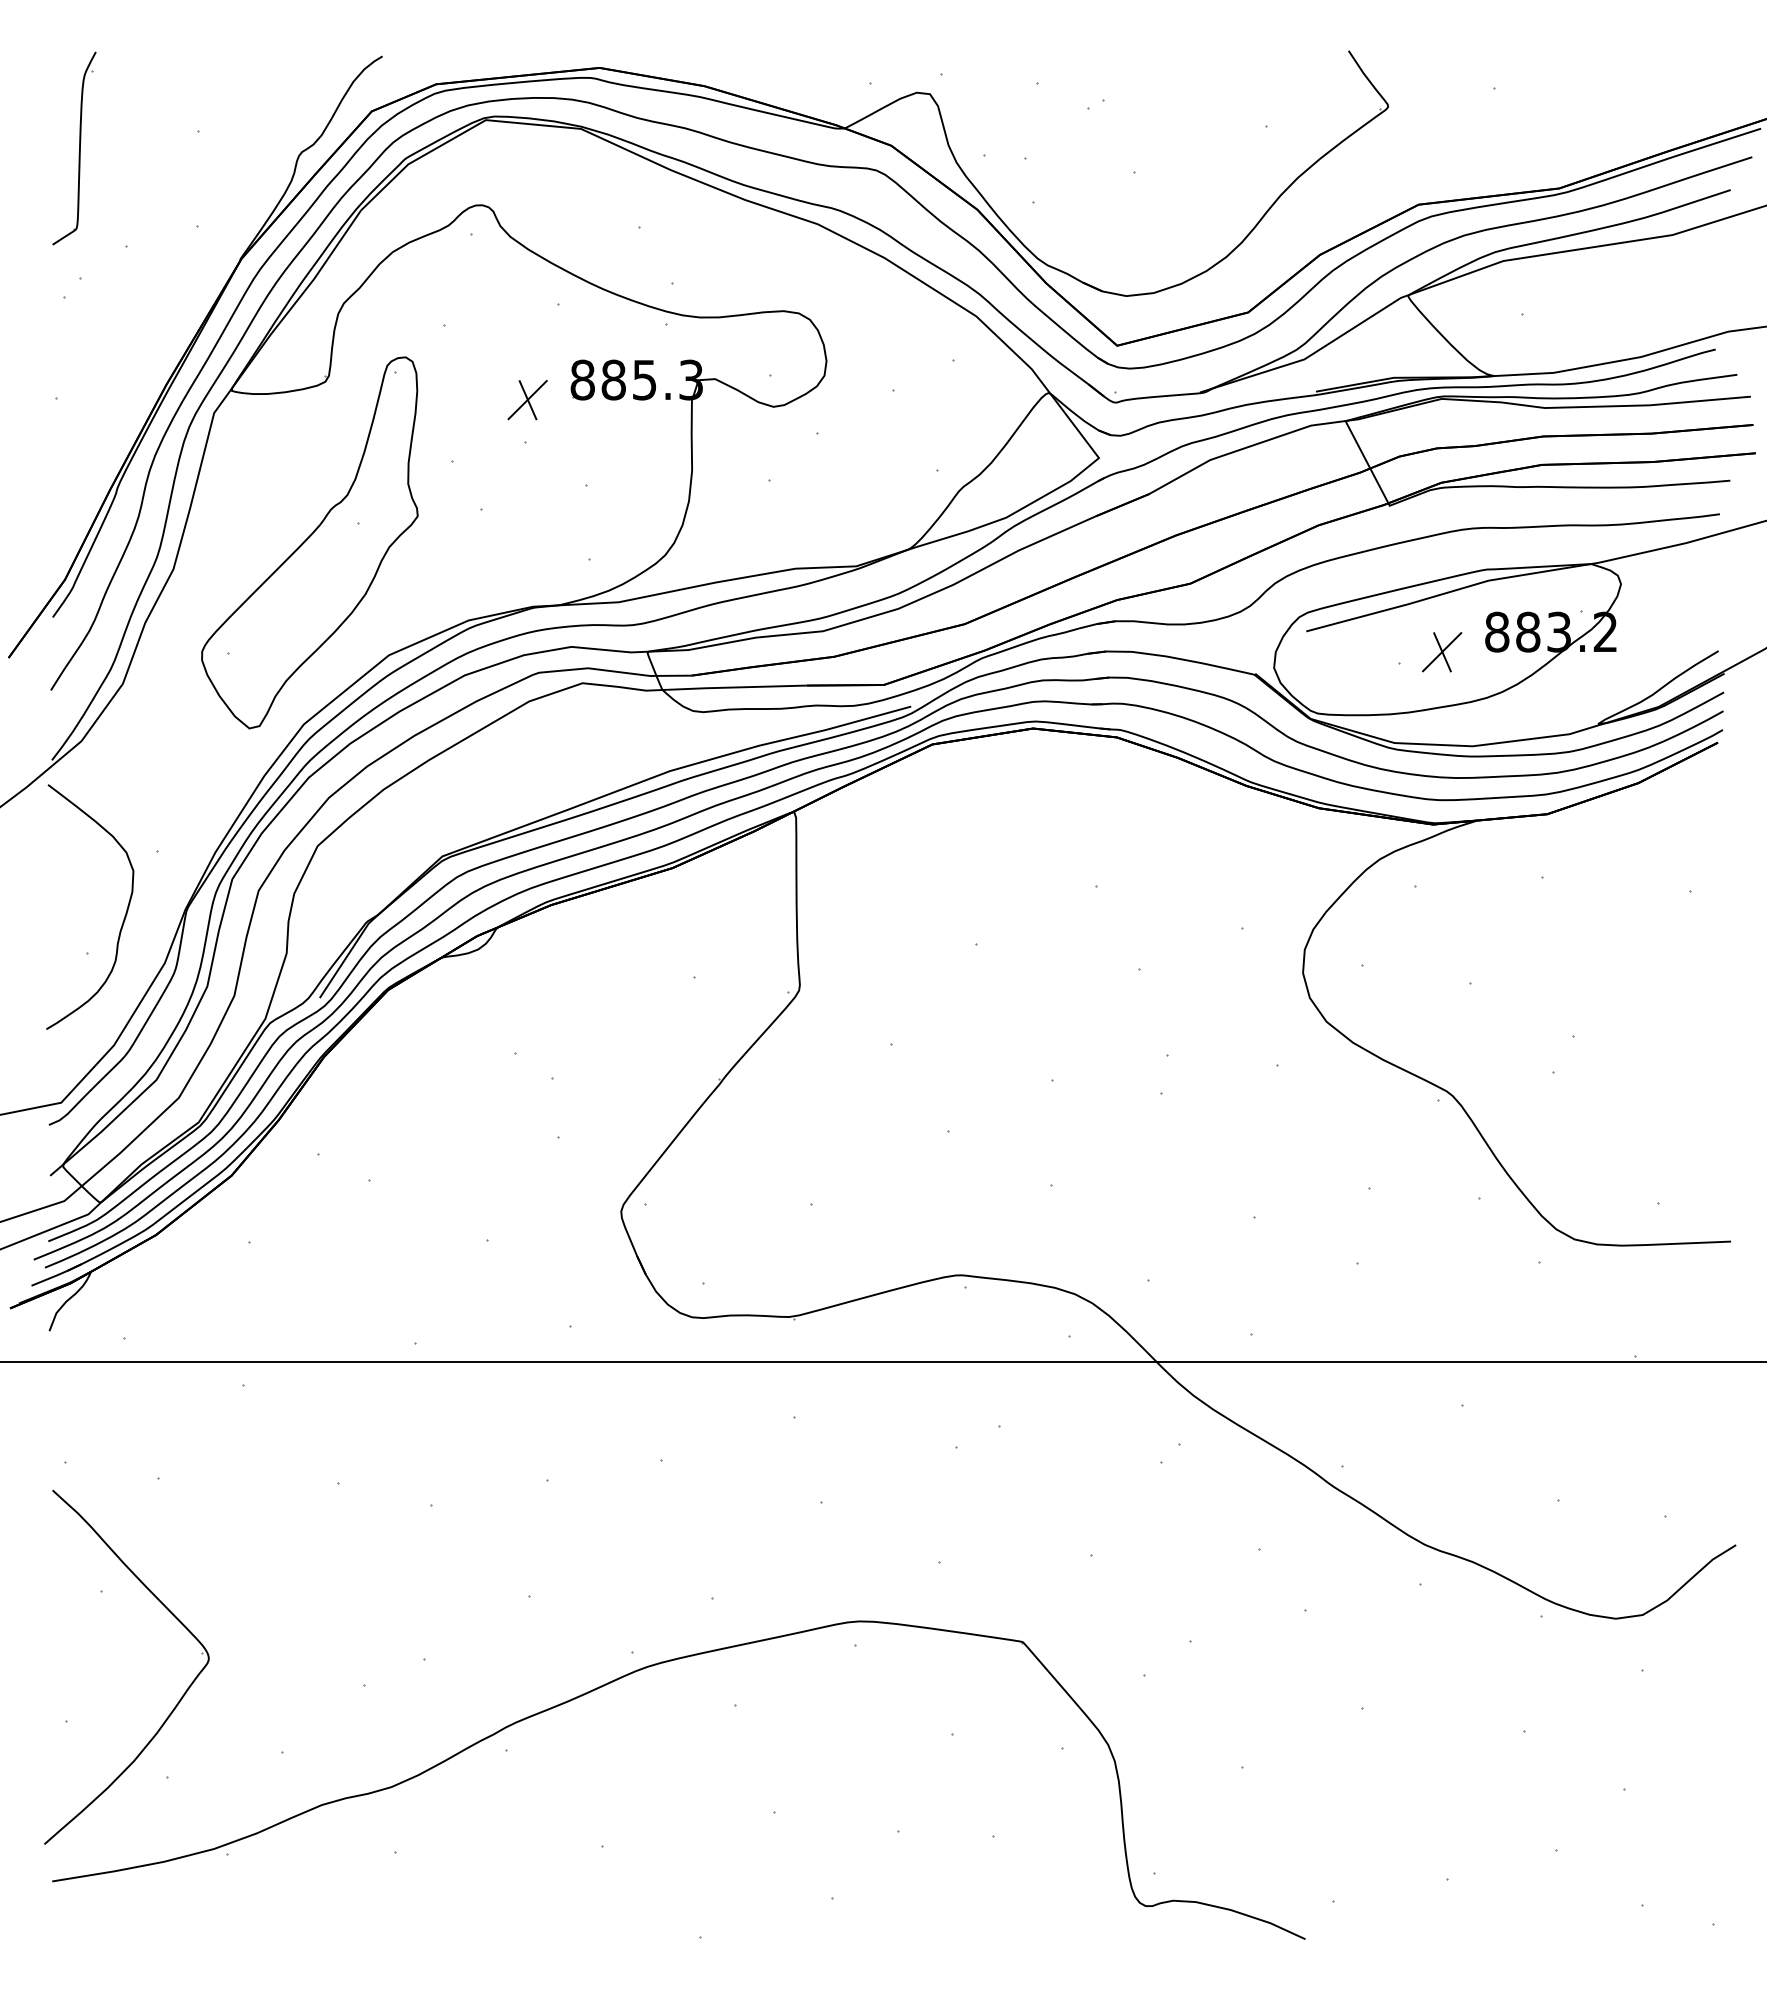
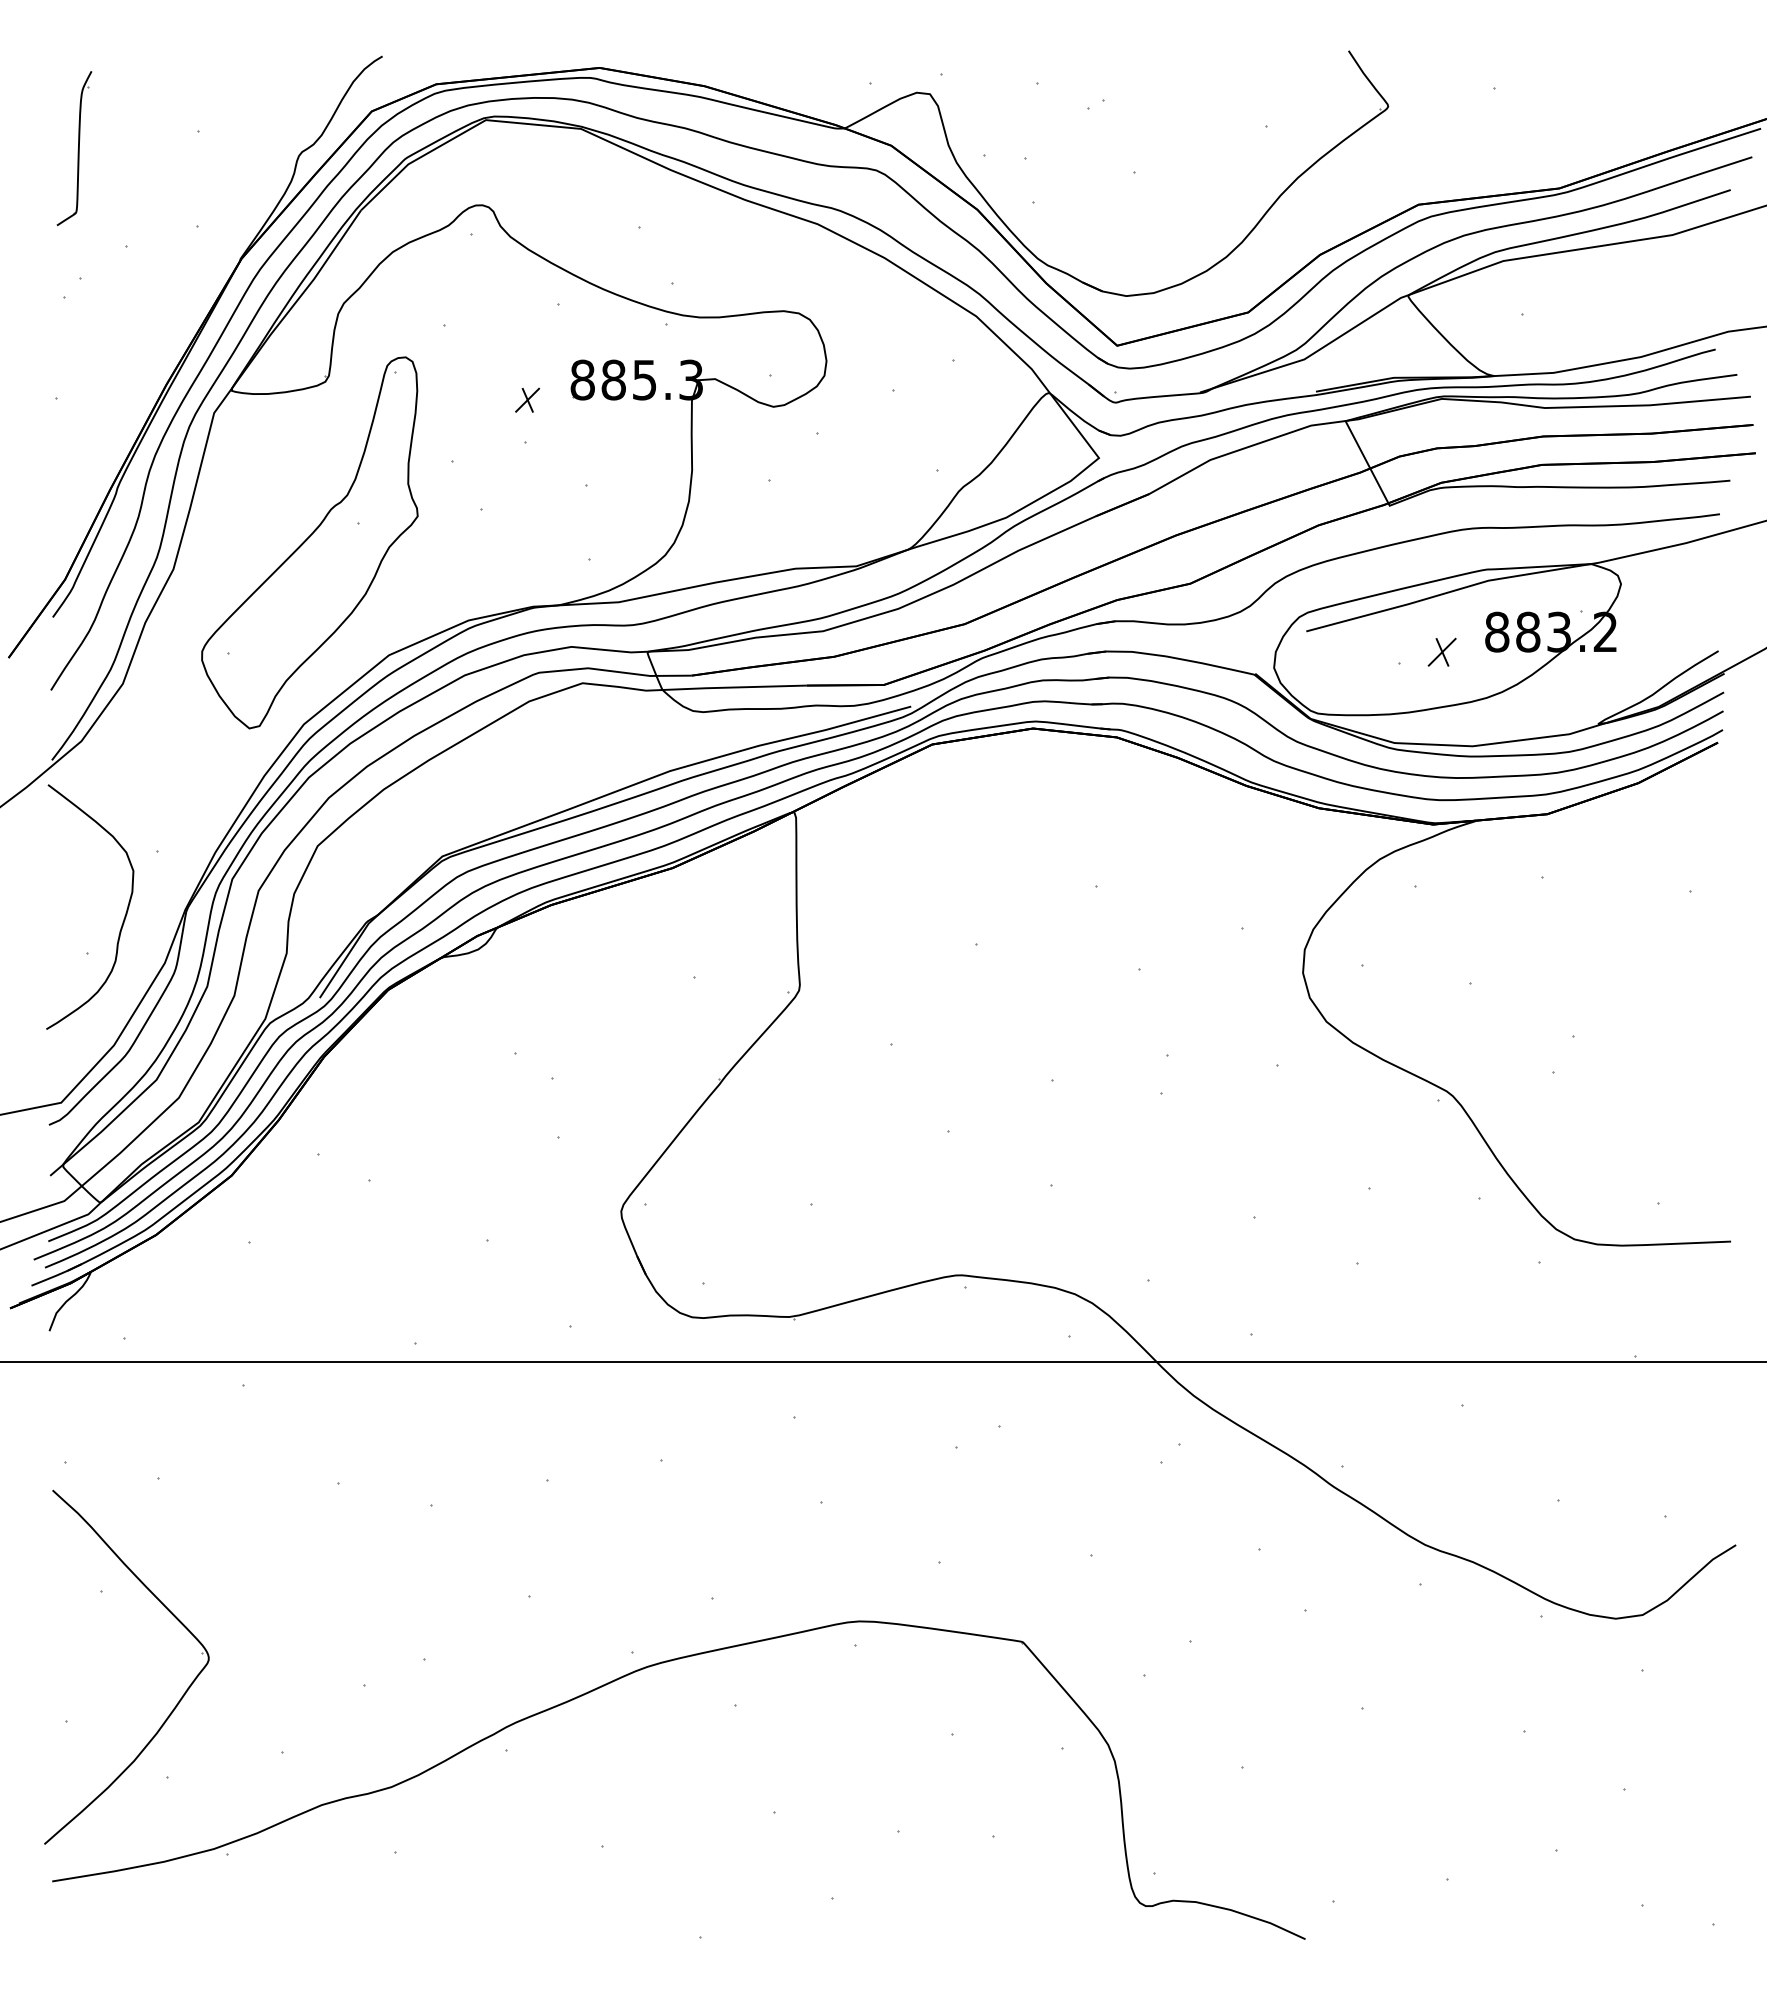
part size: 45x195 px -> 37x156 px (74, 148)
part size: 41x41 px -> 26x26 px (527, 399)
part size: 41x41 px -> 30x30 px (1441, 651)
